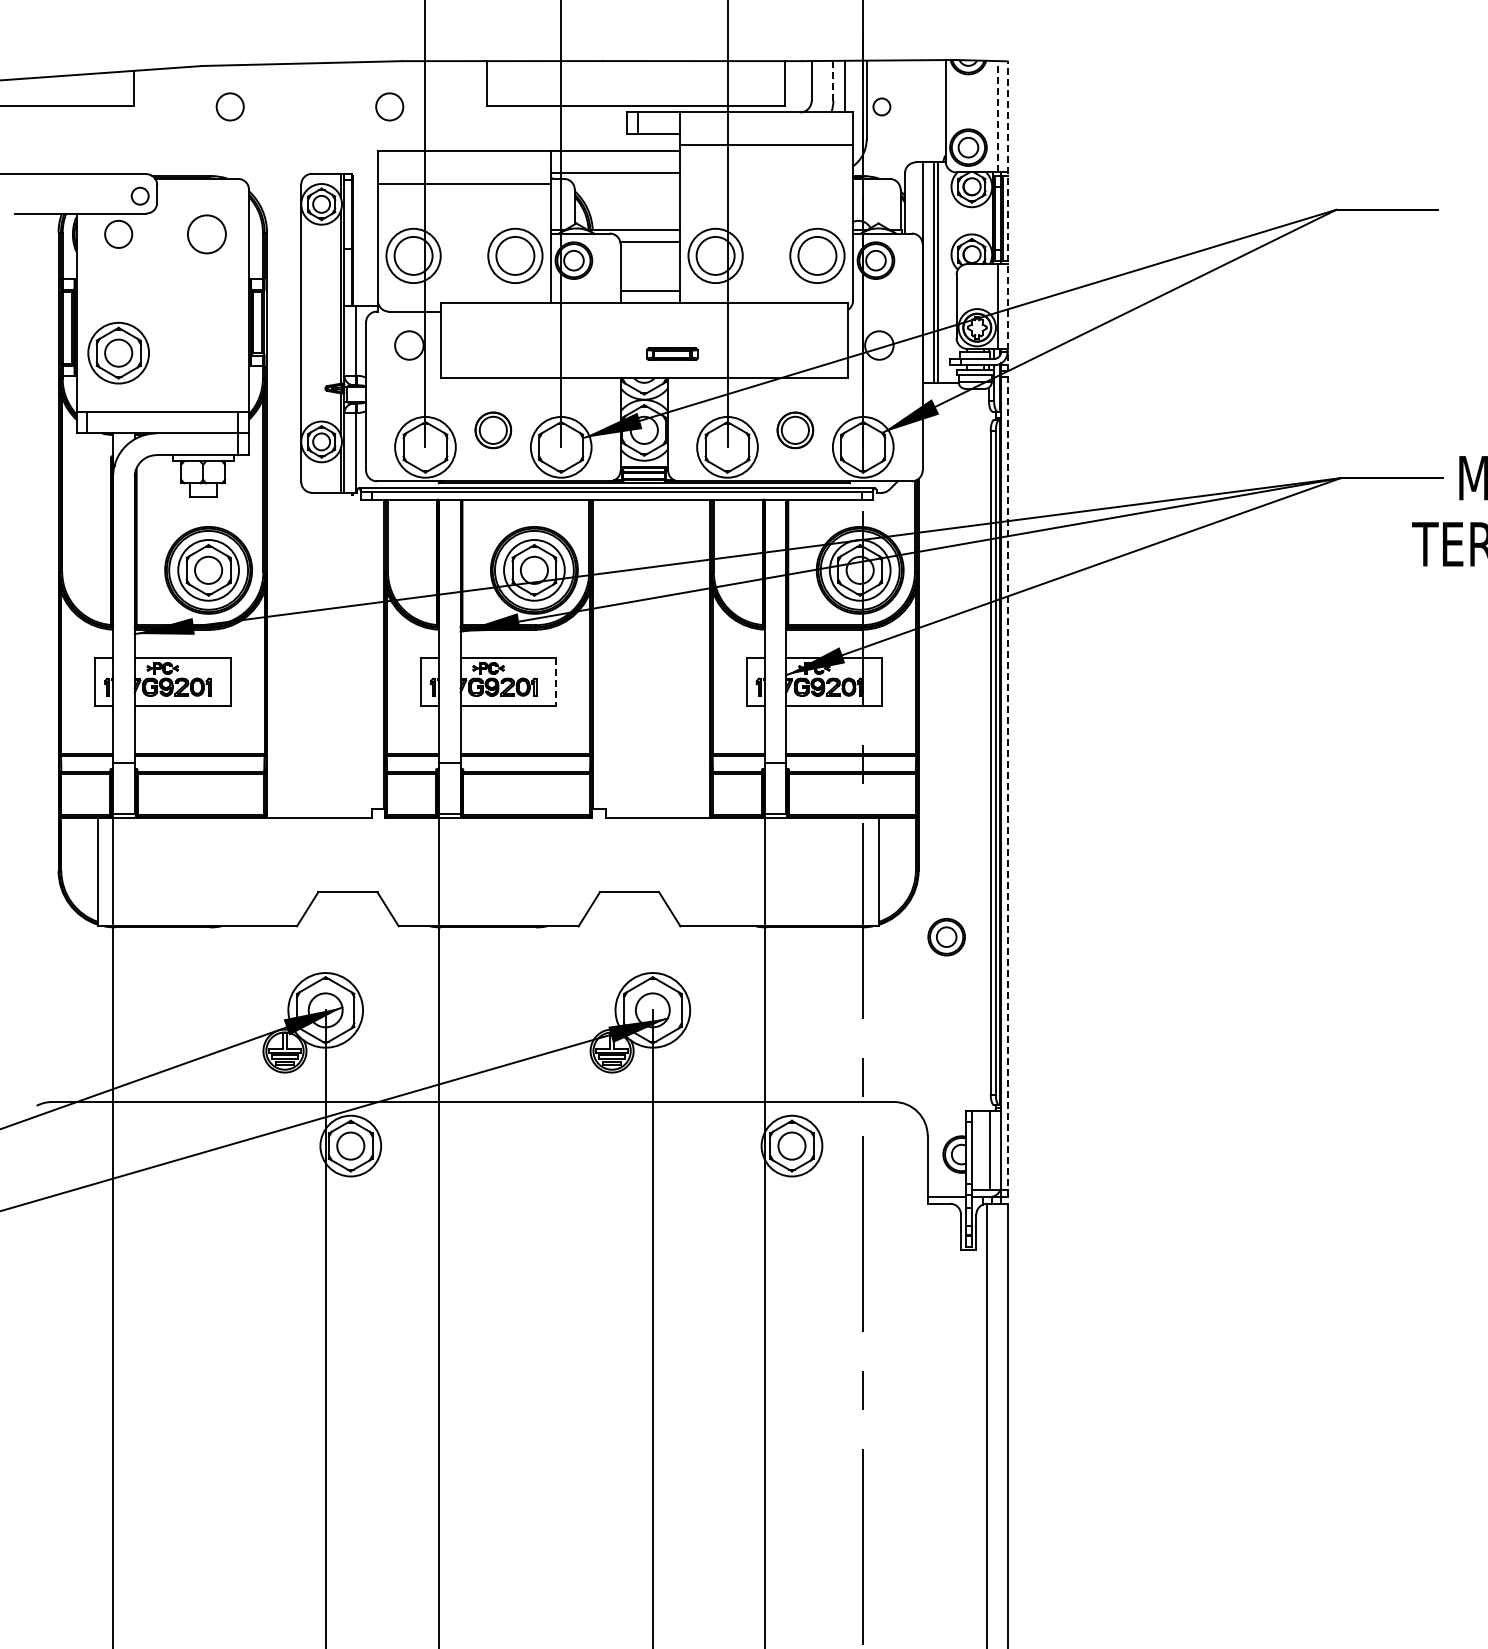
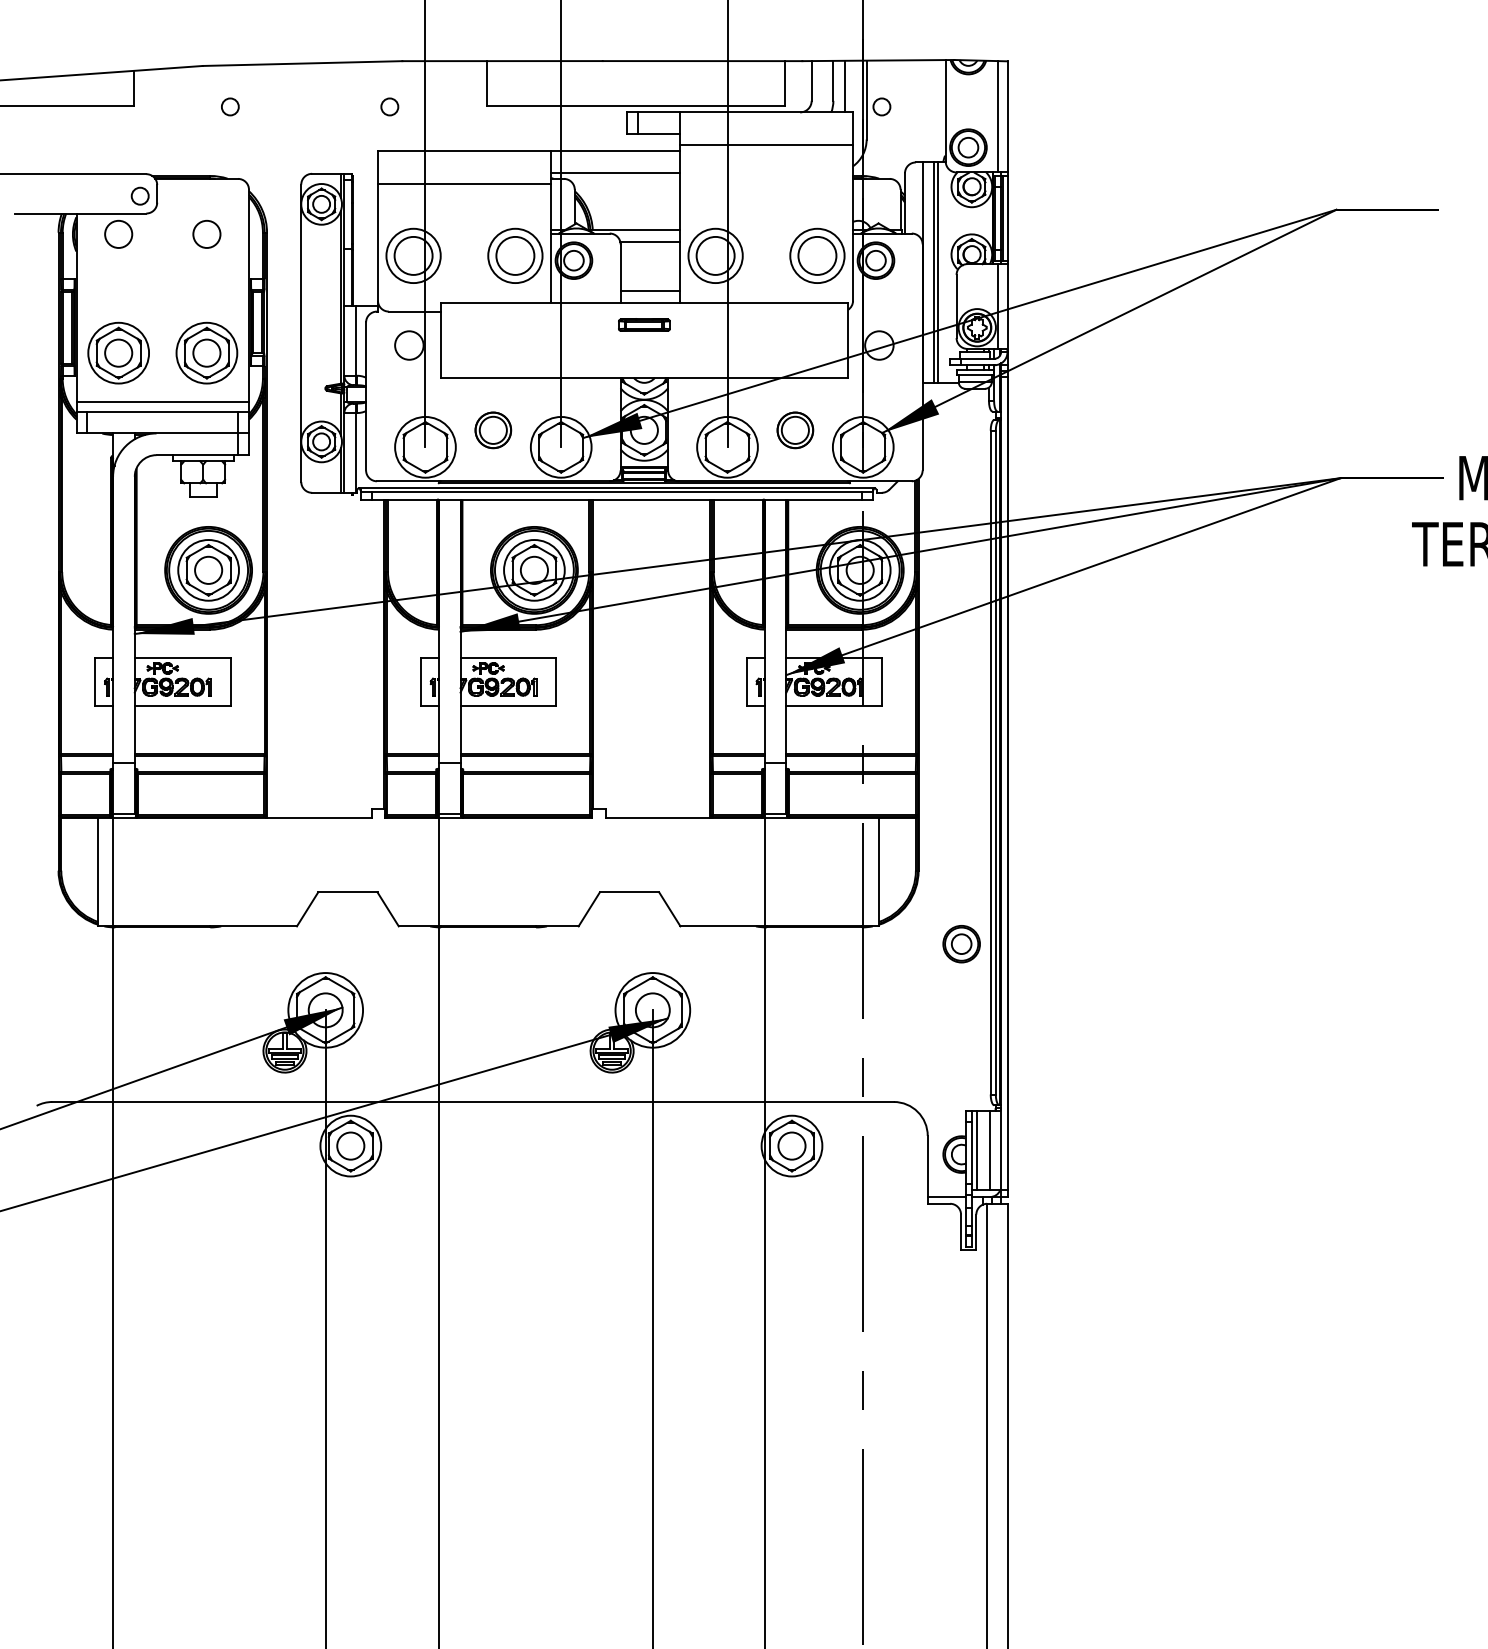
line: dashed -> solid (833, 80)
circle size: 30x30 px -> 19x20 px (230, 106)
circle size: 30x30 px -> 20x20 px (389, 106)
line: dashed -> solid (997, 116)
circle diameter: 38 px -> 27 px (206, 233)
part: none -> present (206, 352)
part position: (672, 353) -> (644, 324) (644, 324)
line: none -> present (162, 401)
line: dashed -> solid (1007, 629)
line: dashed -> solid (556, 682)
part position: (946, 937) -> (961, 944) (961, 944)
line: none -> present (976, 1150)
